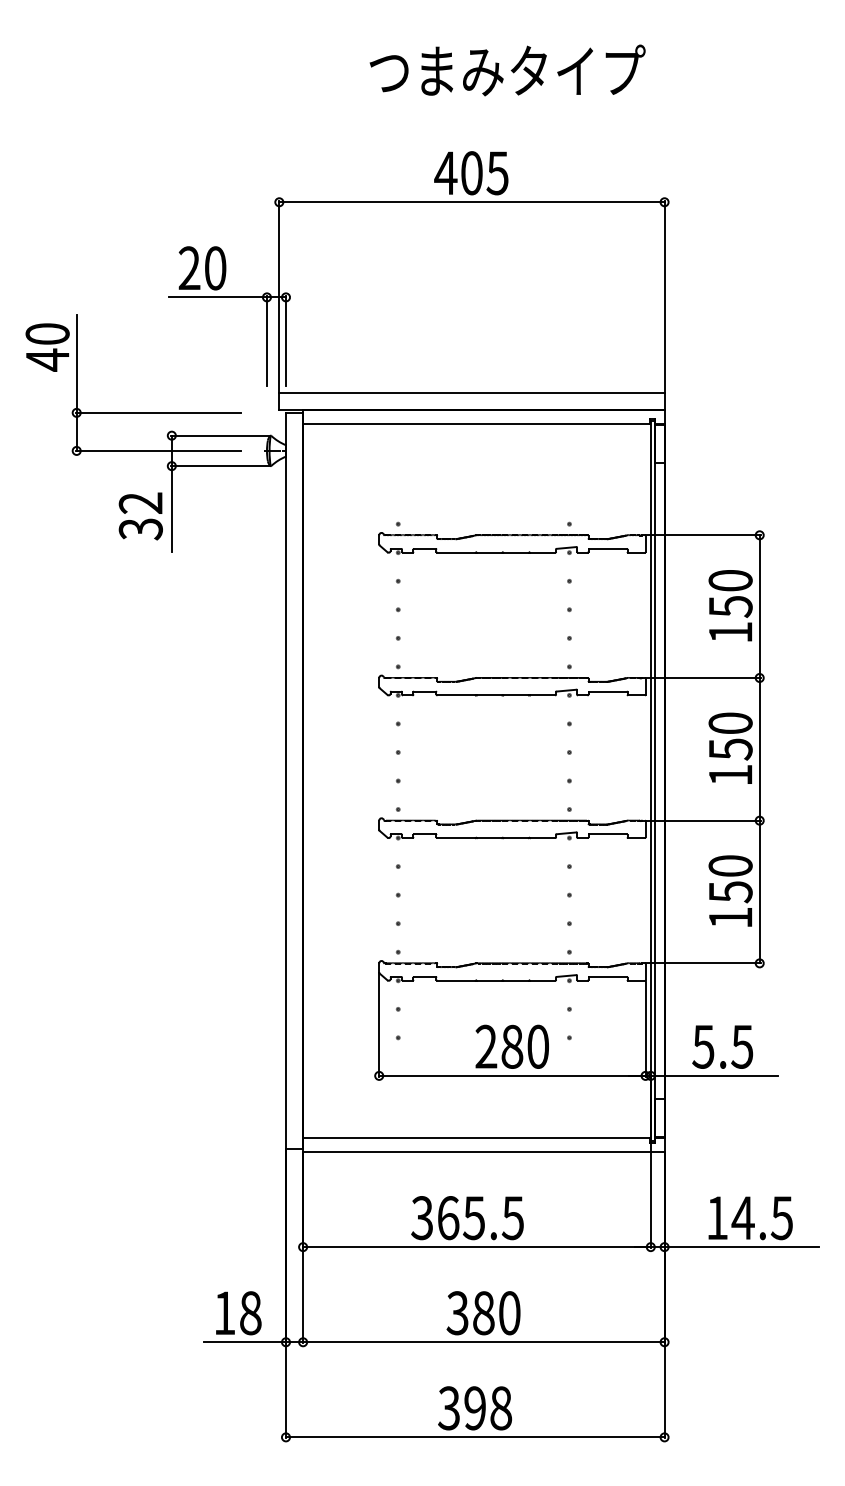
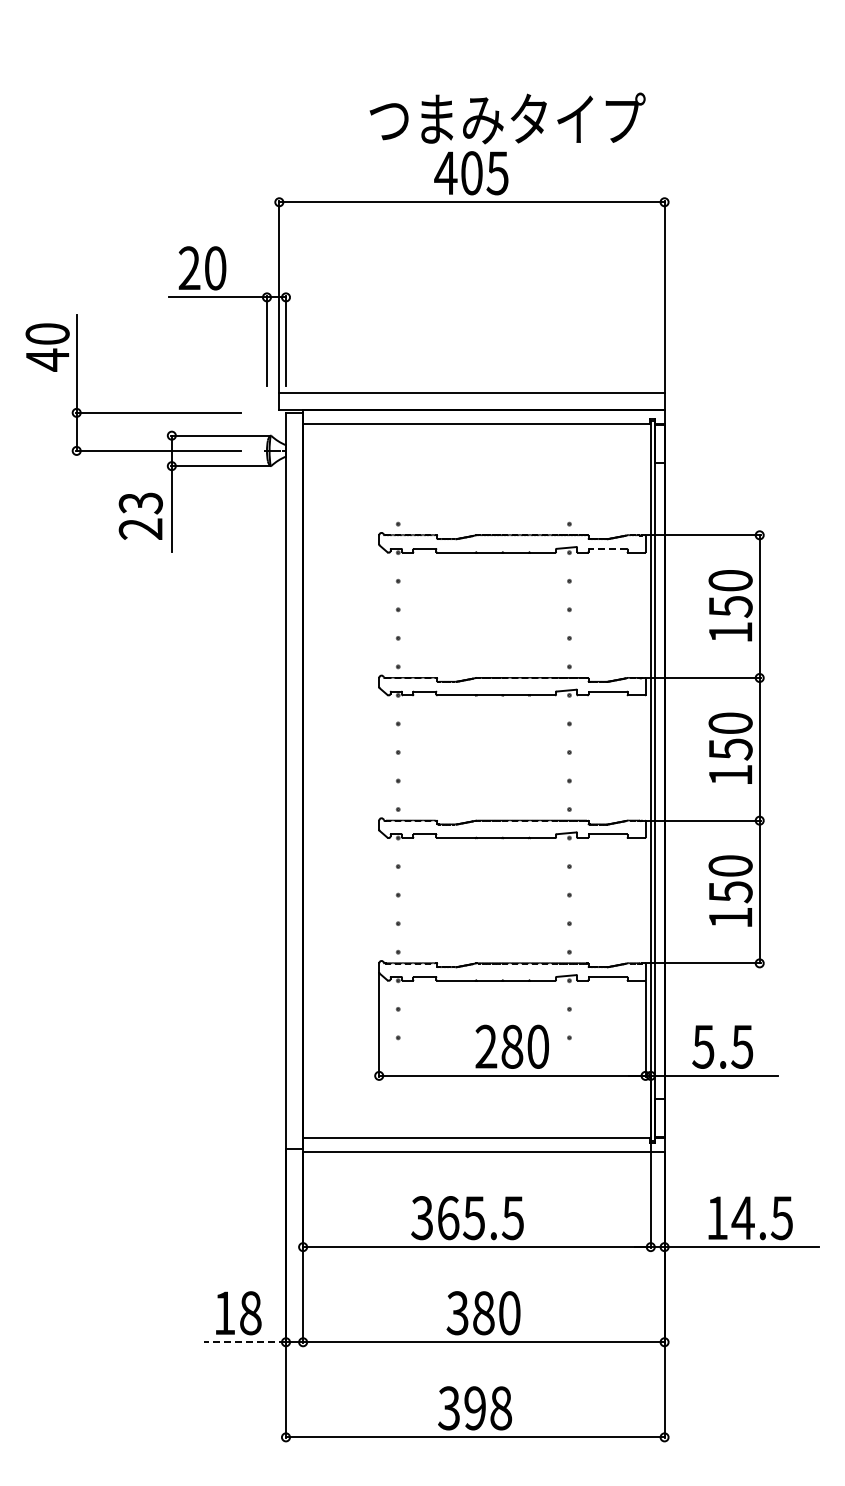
text position: (507, 70) -> (507, 118) (507, 118)
text: 32 -> 23 (140, 516)
line: solid -> dashed (607, 548)
line: solid -> dashed (245, 1342)
